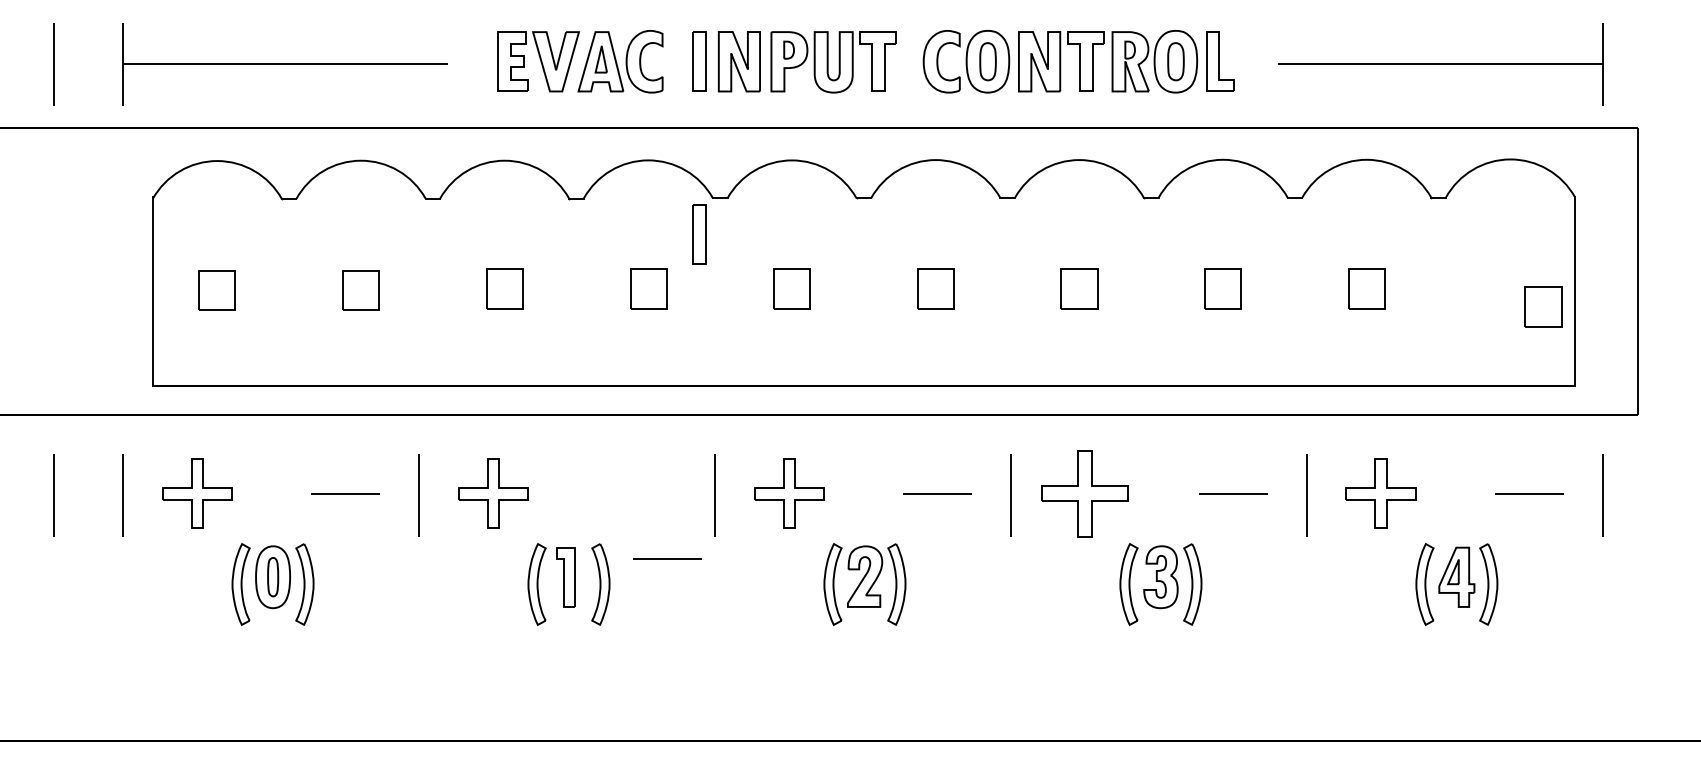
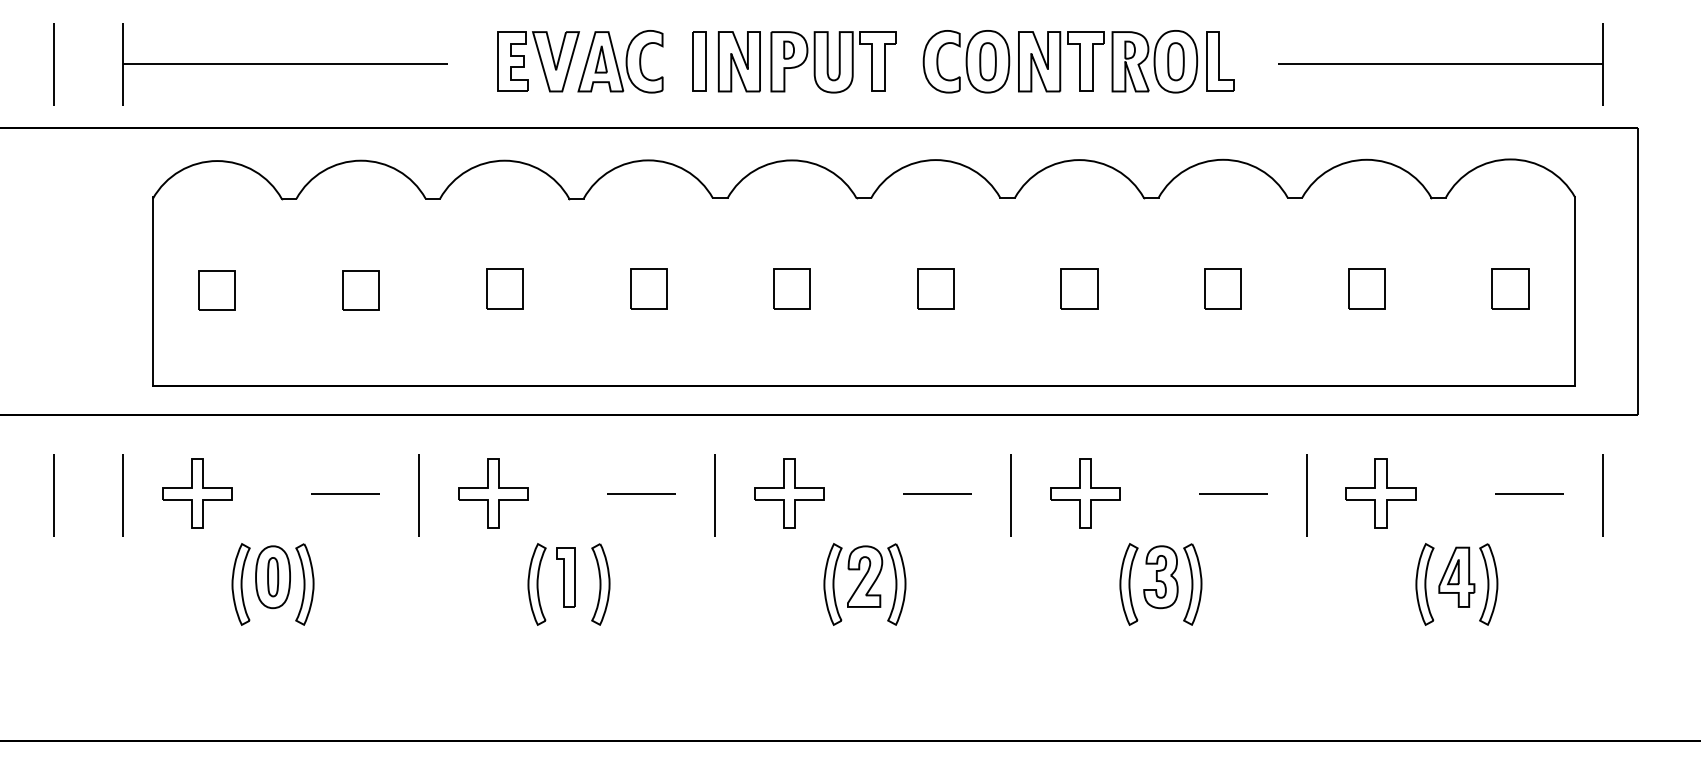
part: present -> none (699, 234)
part position: (1543, 306) -> (1510, 288) (1510, 288)
part size: 88x88 px -> 71x71 px (1085, 493)
line position: (667, 558) -> (641, 493) (641, 493)
